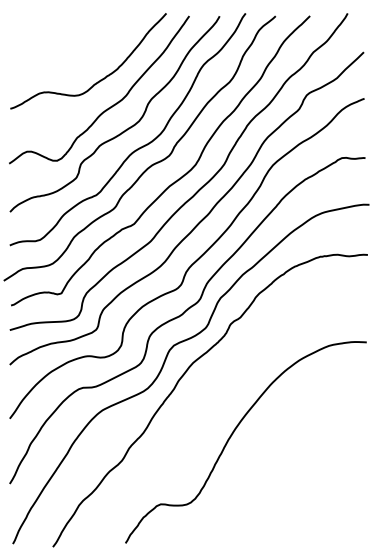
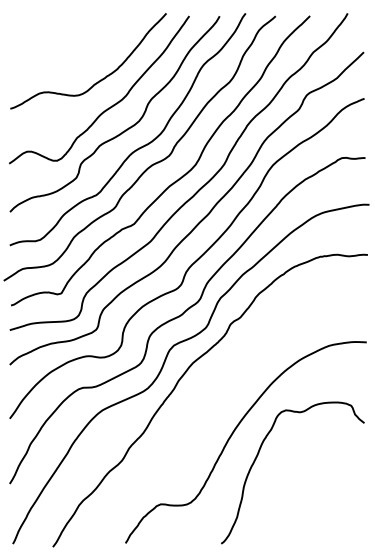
curve: none -> present (258, 455)
